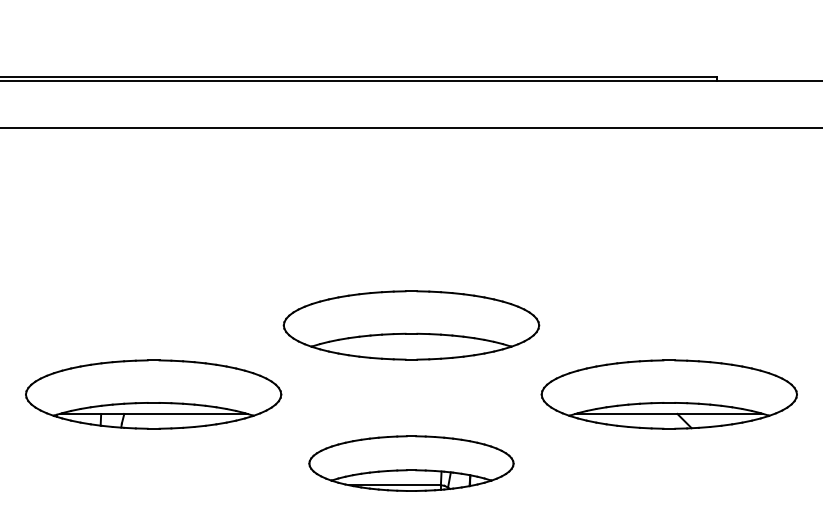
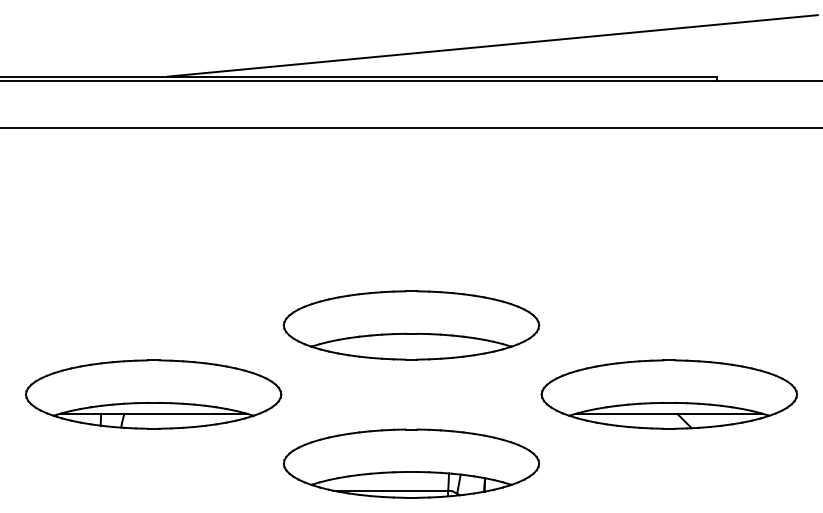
line: none -> present (492, 45)
part size: 207x57 px -> 259x71 px (411, 463)
